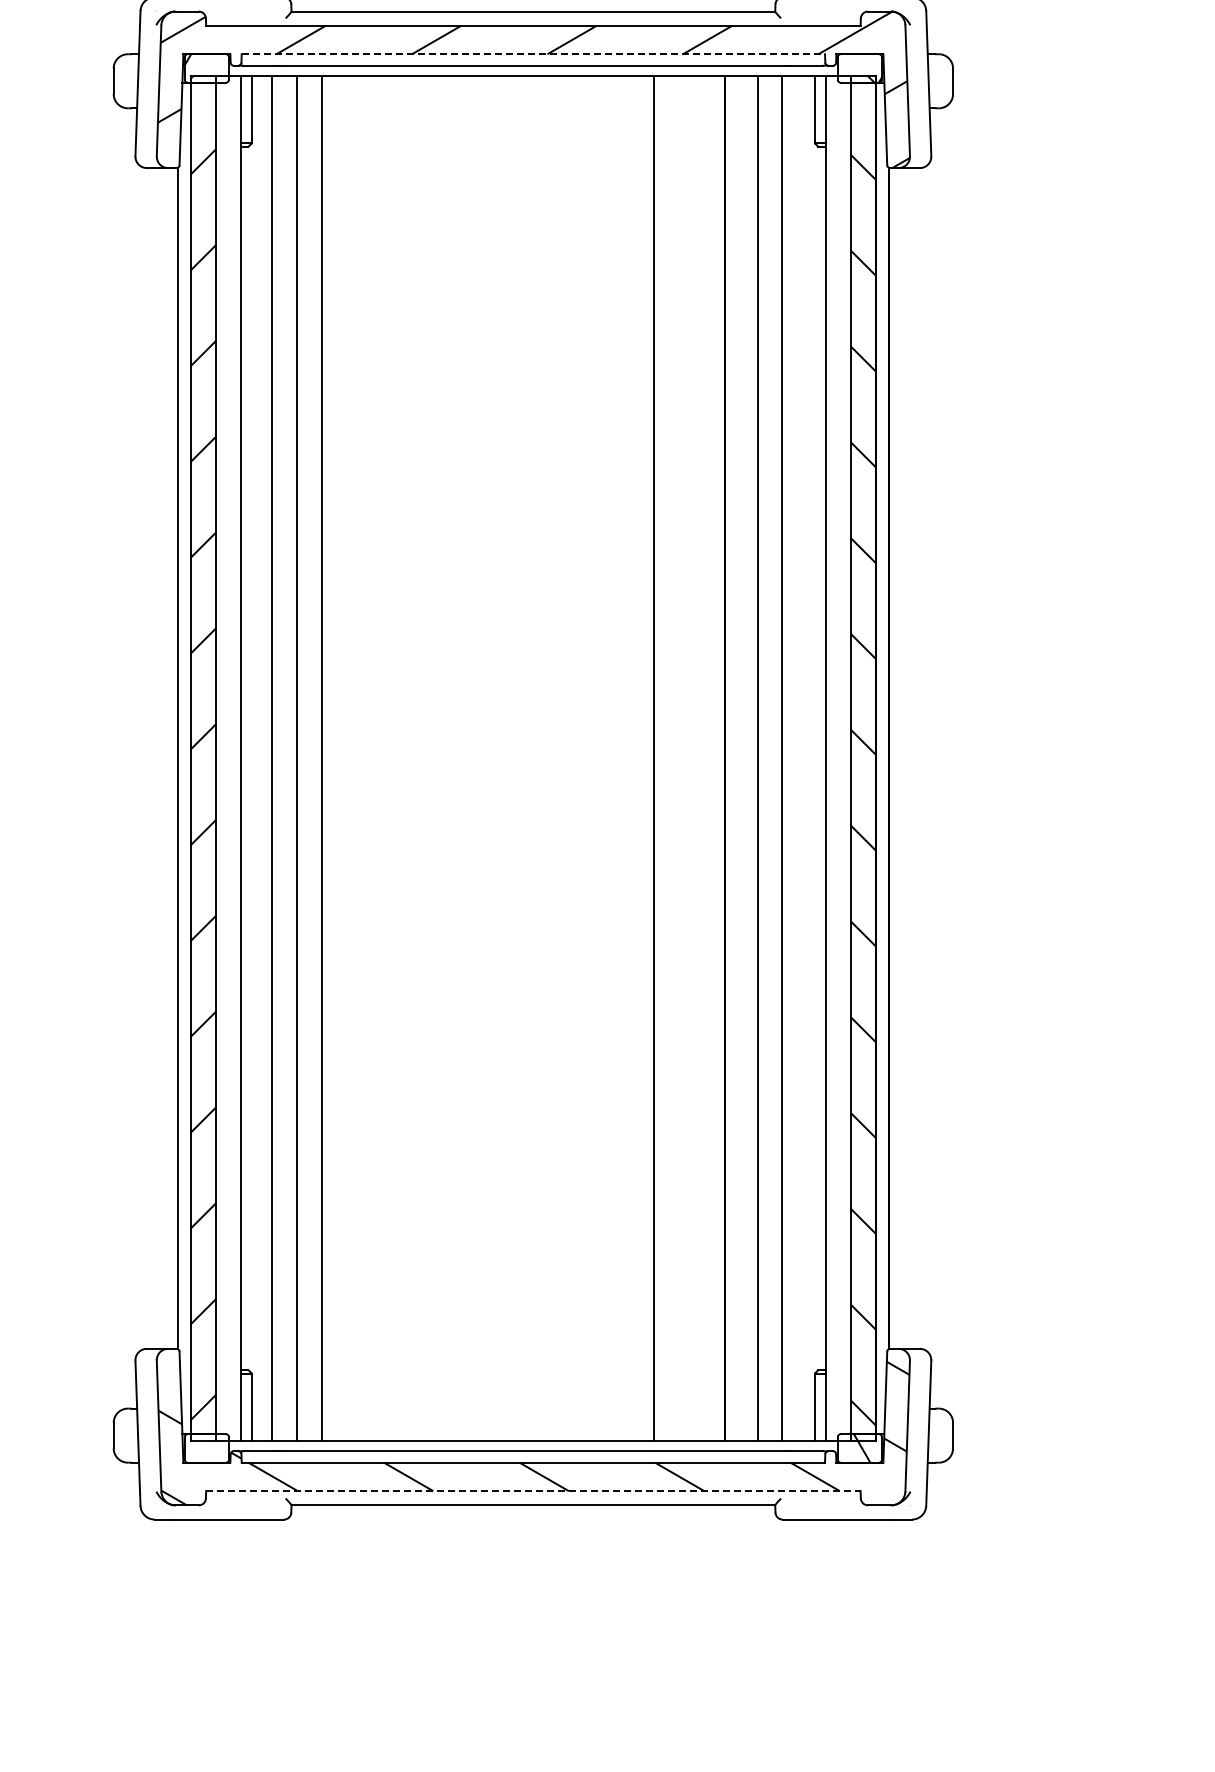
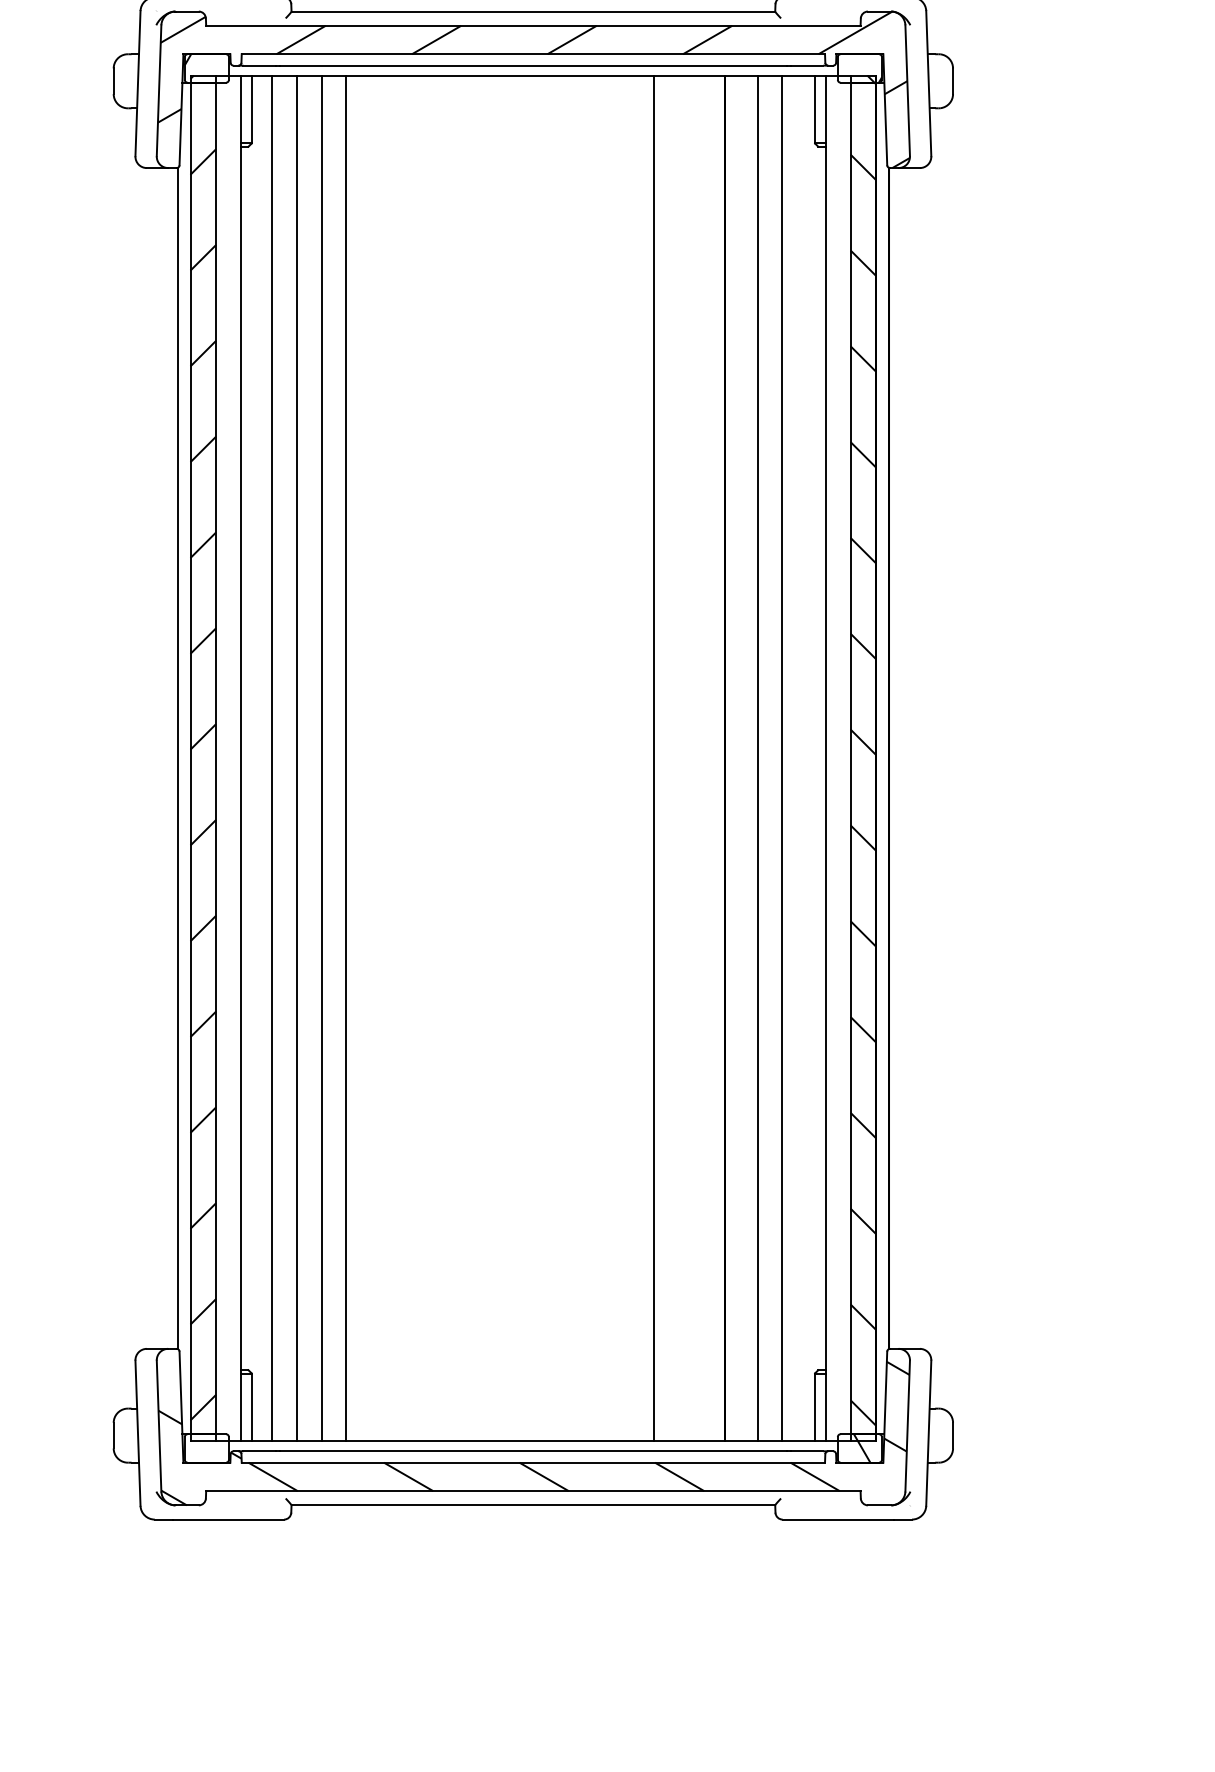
line: dashed -> solid (533, 54)
line: none -> present (346, 758)
line: dashed -> solid (533, 1491)
